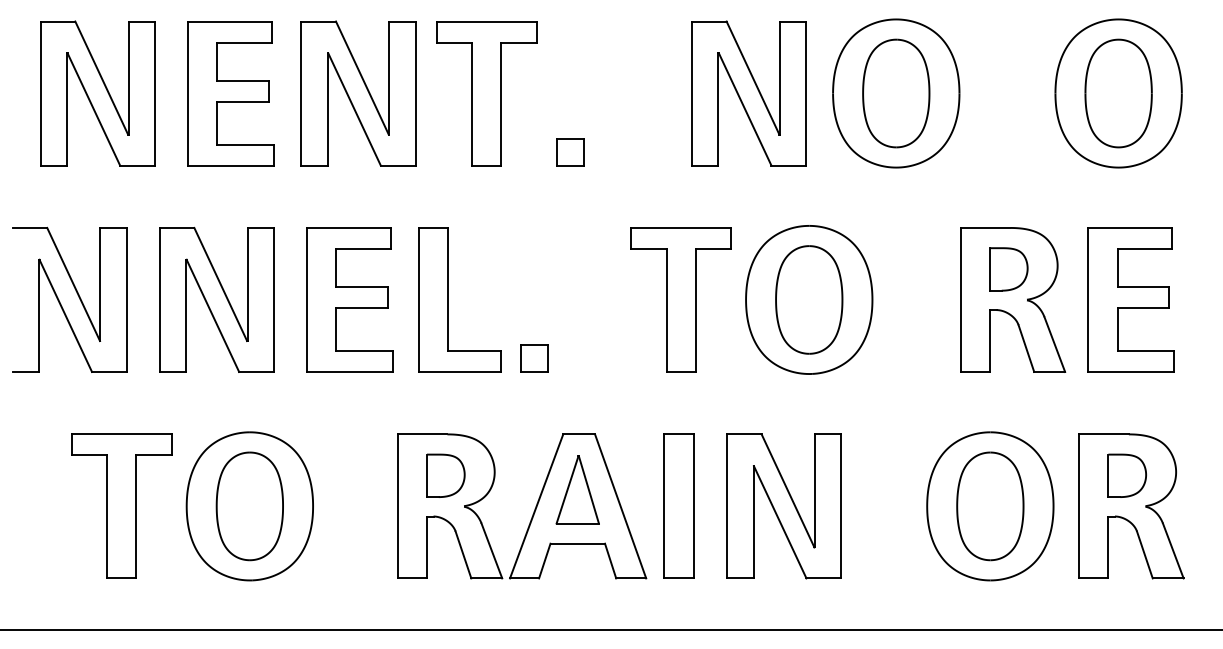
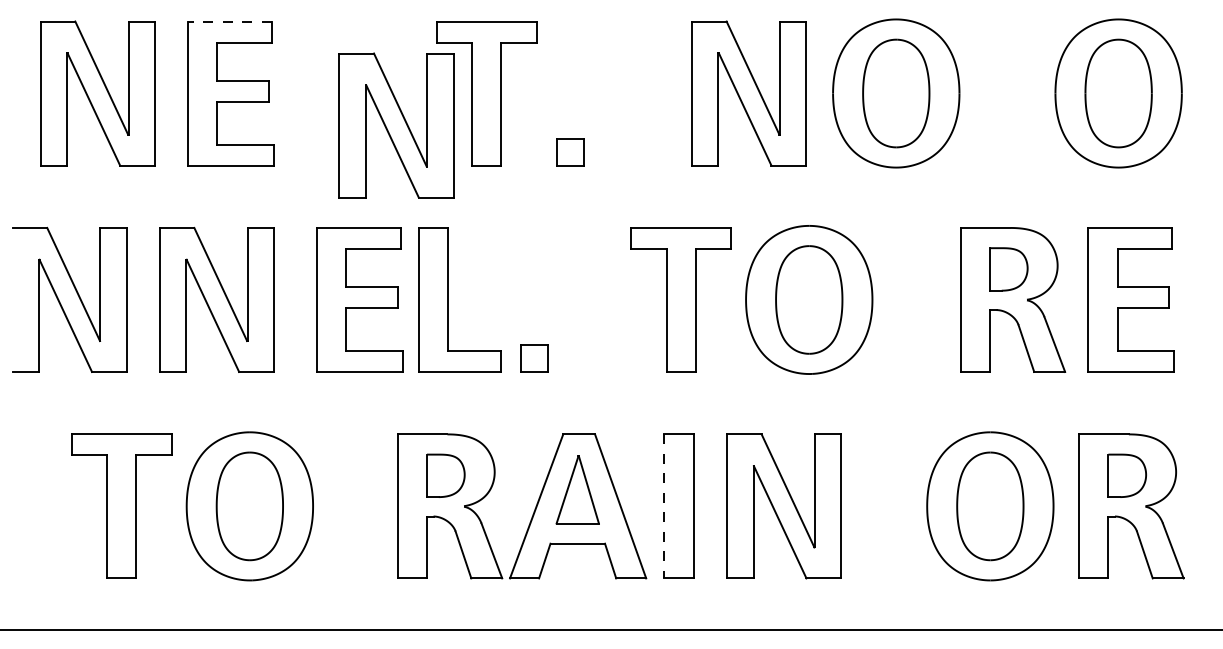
line: solid -> dashed (229, 21)
part position: (358, 93) -> (396, 125) (396, 125)
part position: (349, 299) -> (359, 299) (359, 299)
line: solid -> dashed (664, 506)
